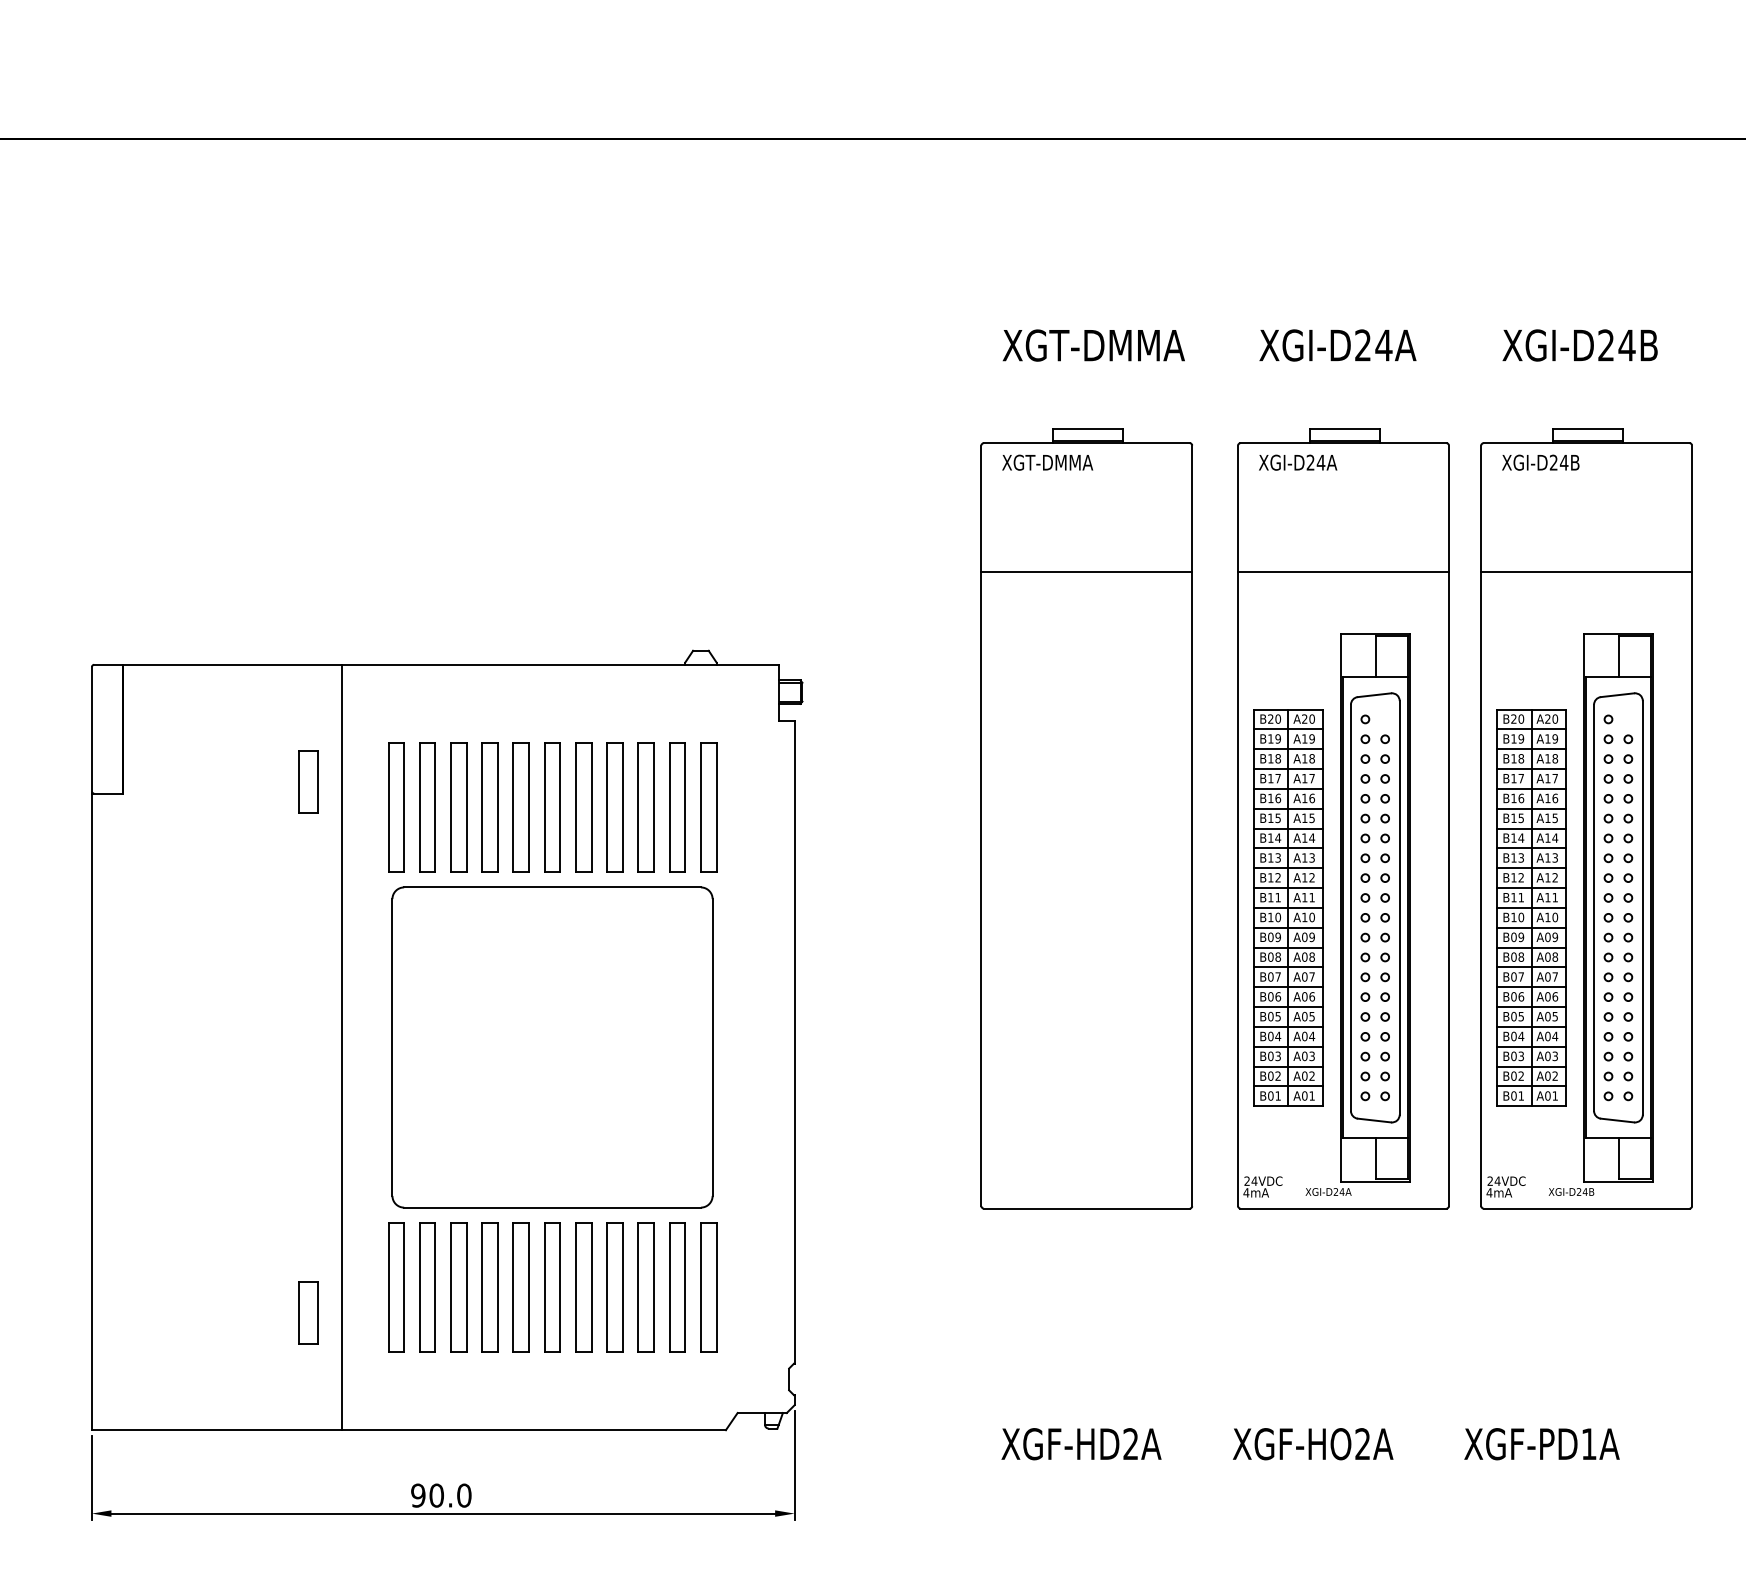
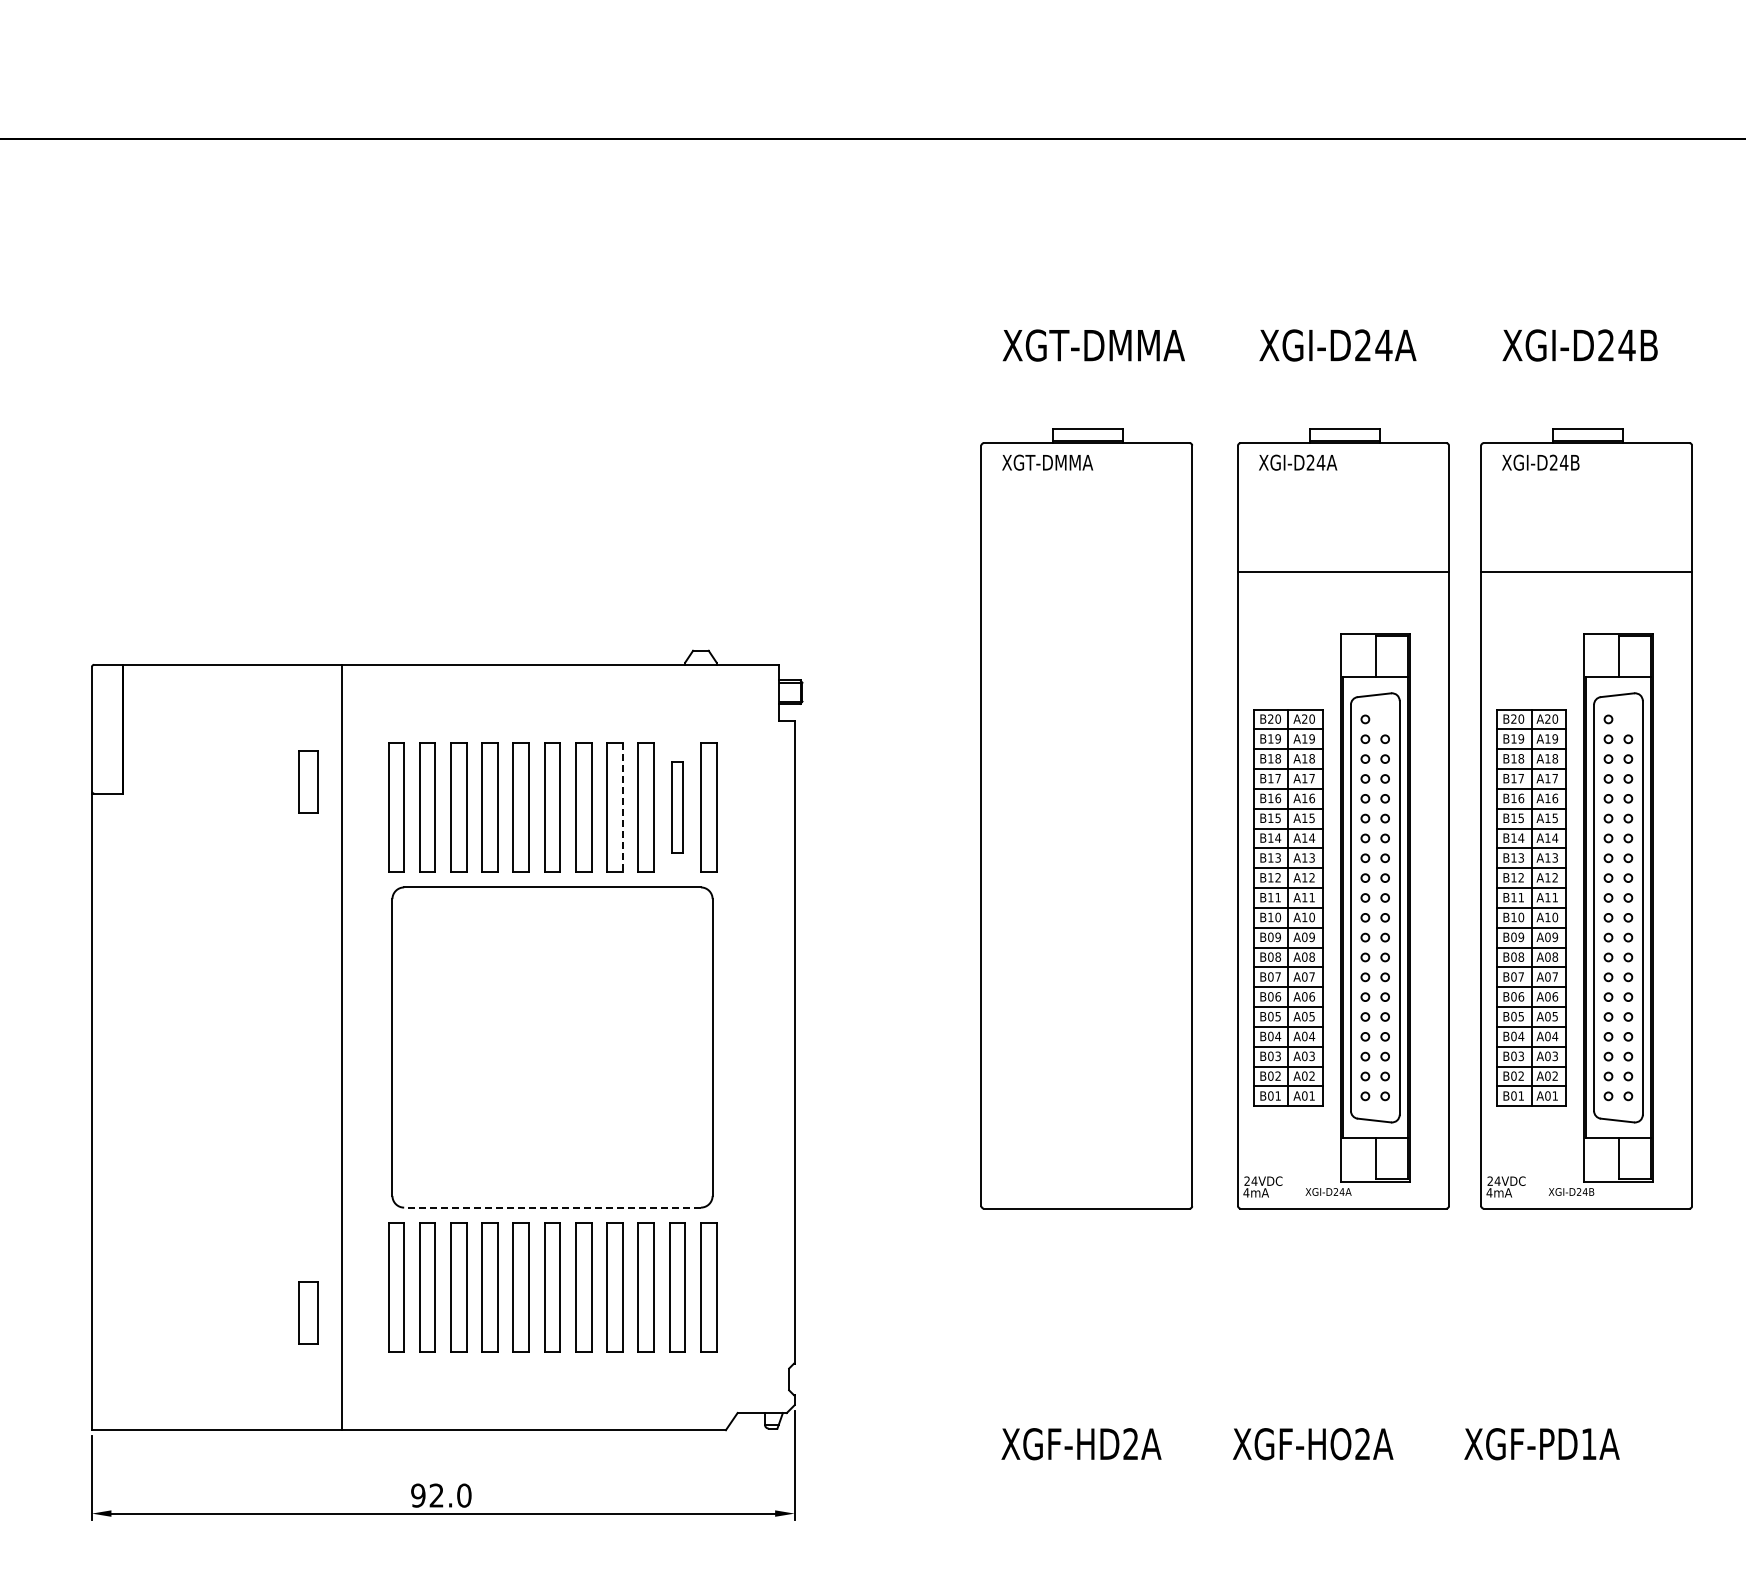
line: present -> none (1086, 572)
line: solid -> dashed (622, 807)
part size: 17x131 px -> 13x93 px (677, 807)
line: solid -> dashed (552, 1207)
text: 90.0 -> 92.0 (436, 1495)
